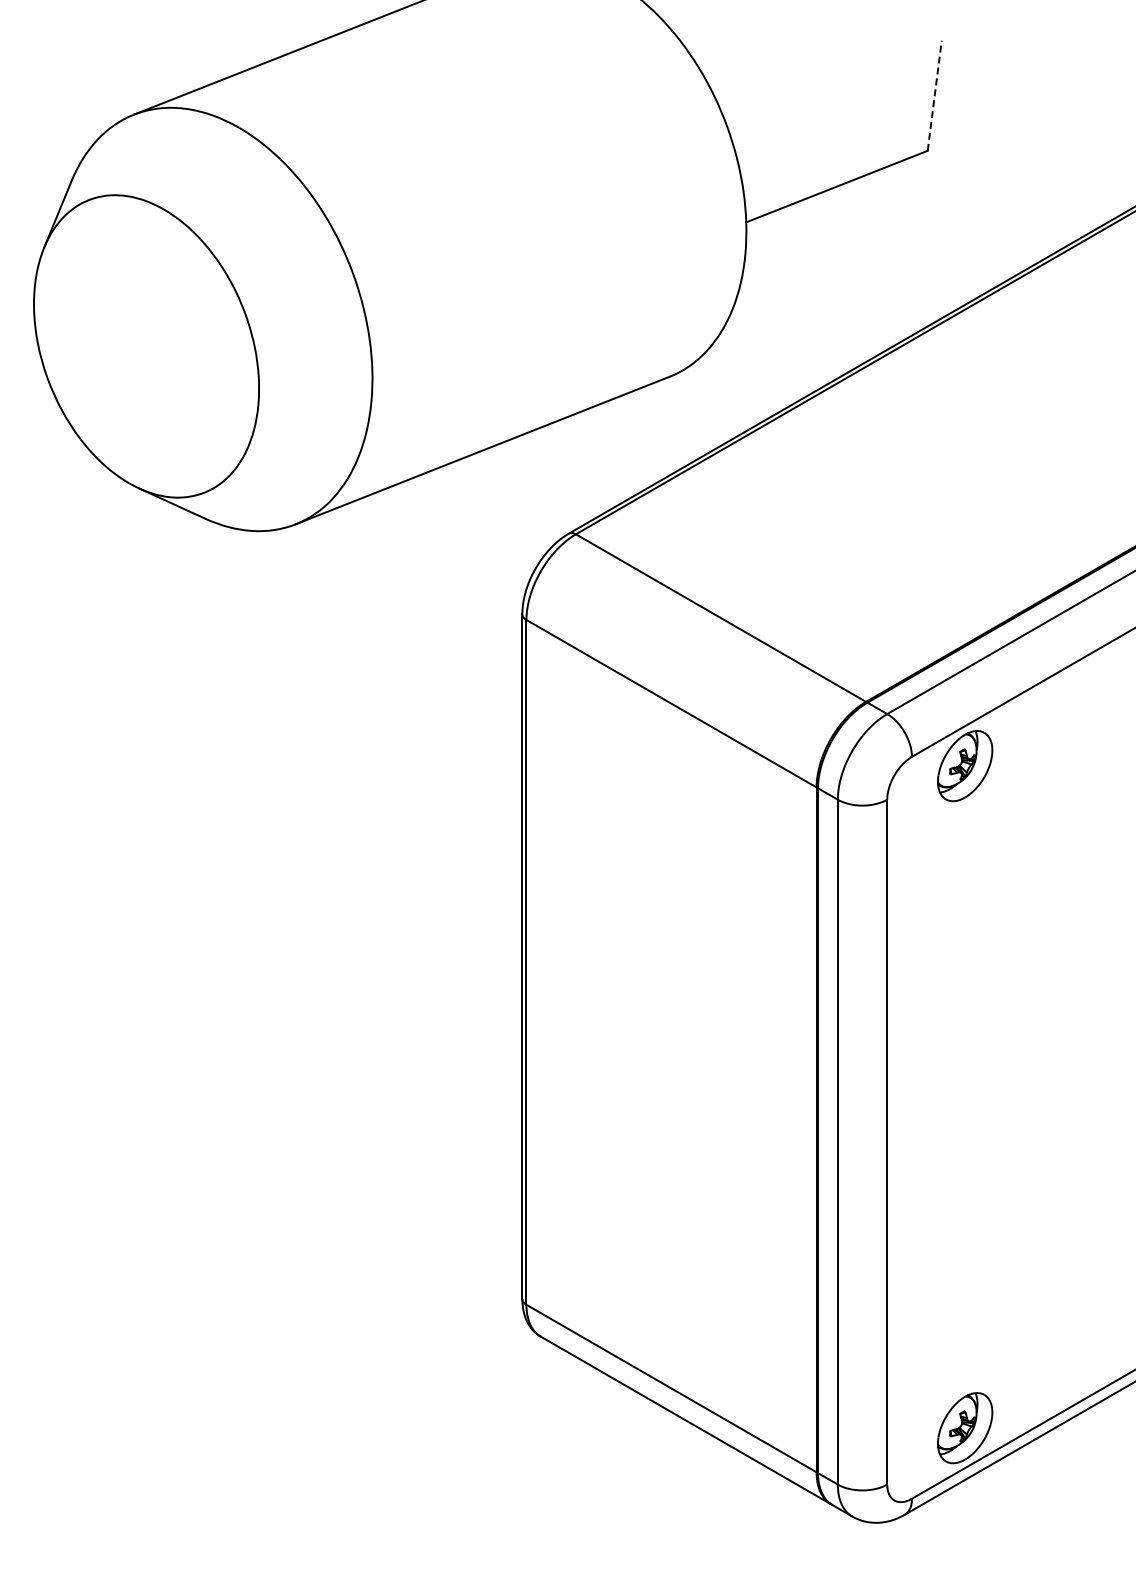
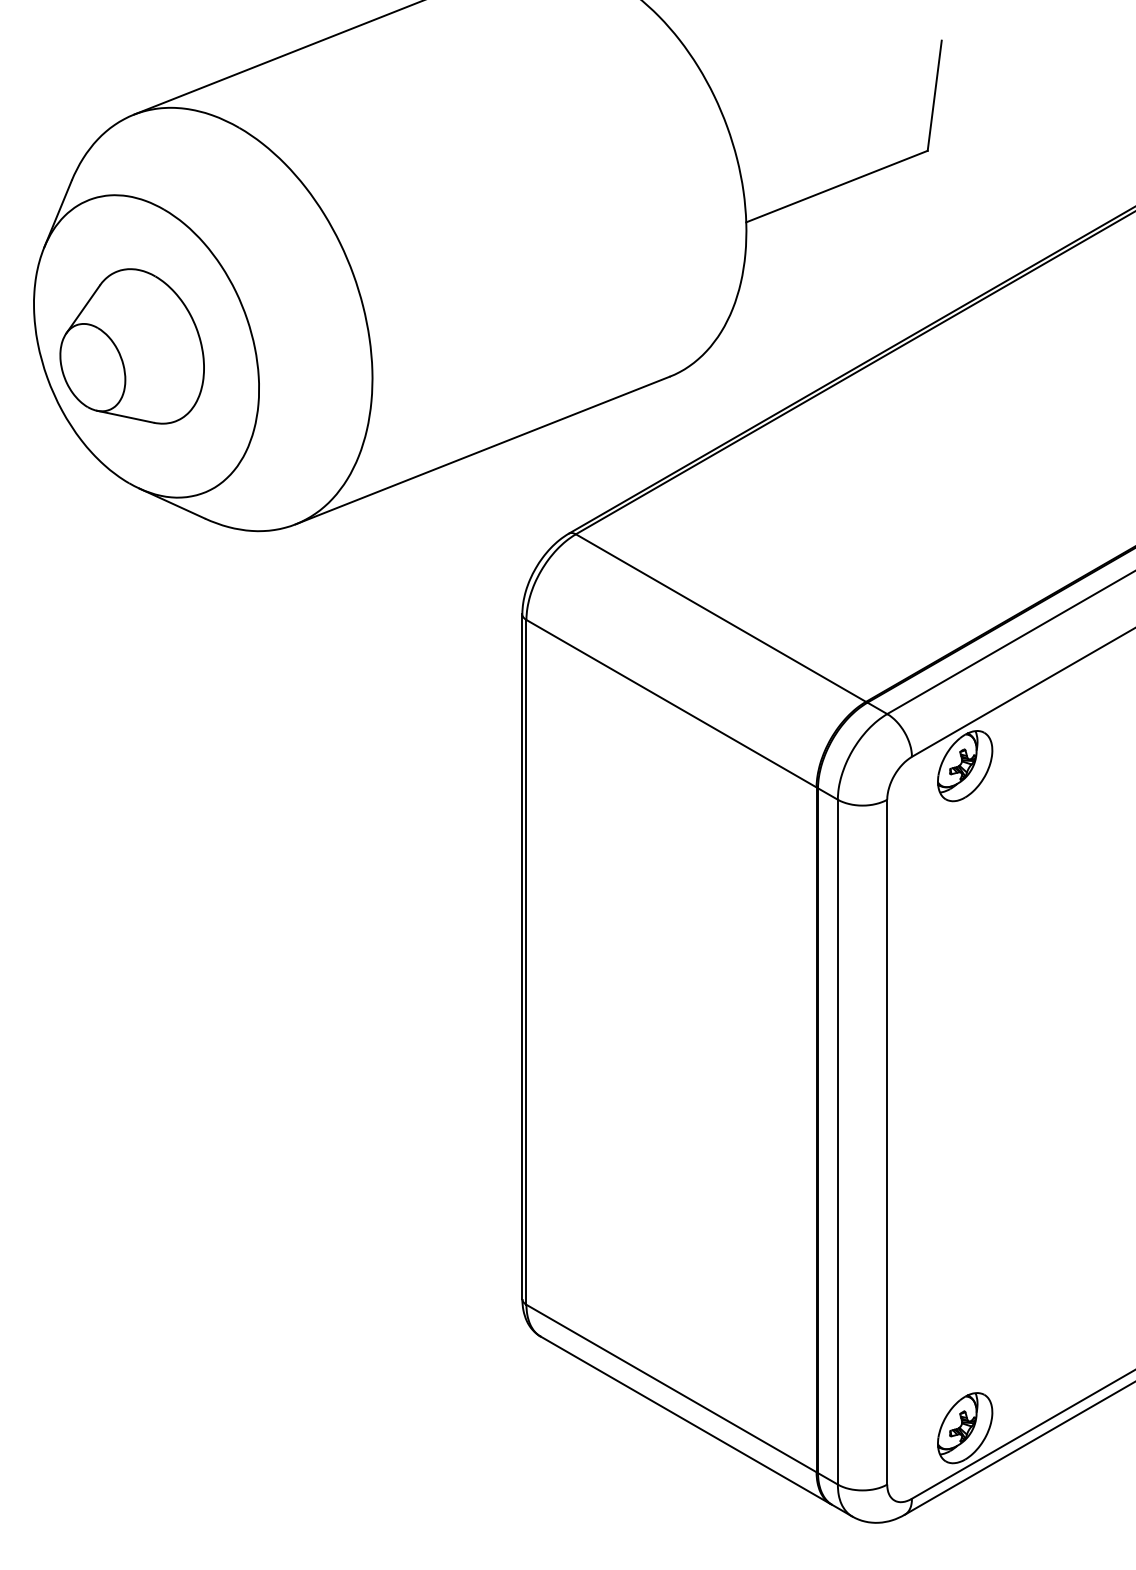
line: dashed -> solid (934, 95)
part: none -> present (131, 346)
